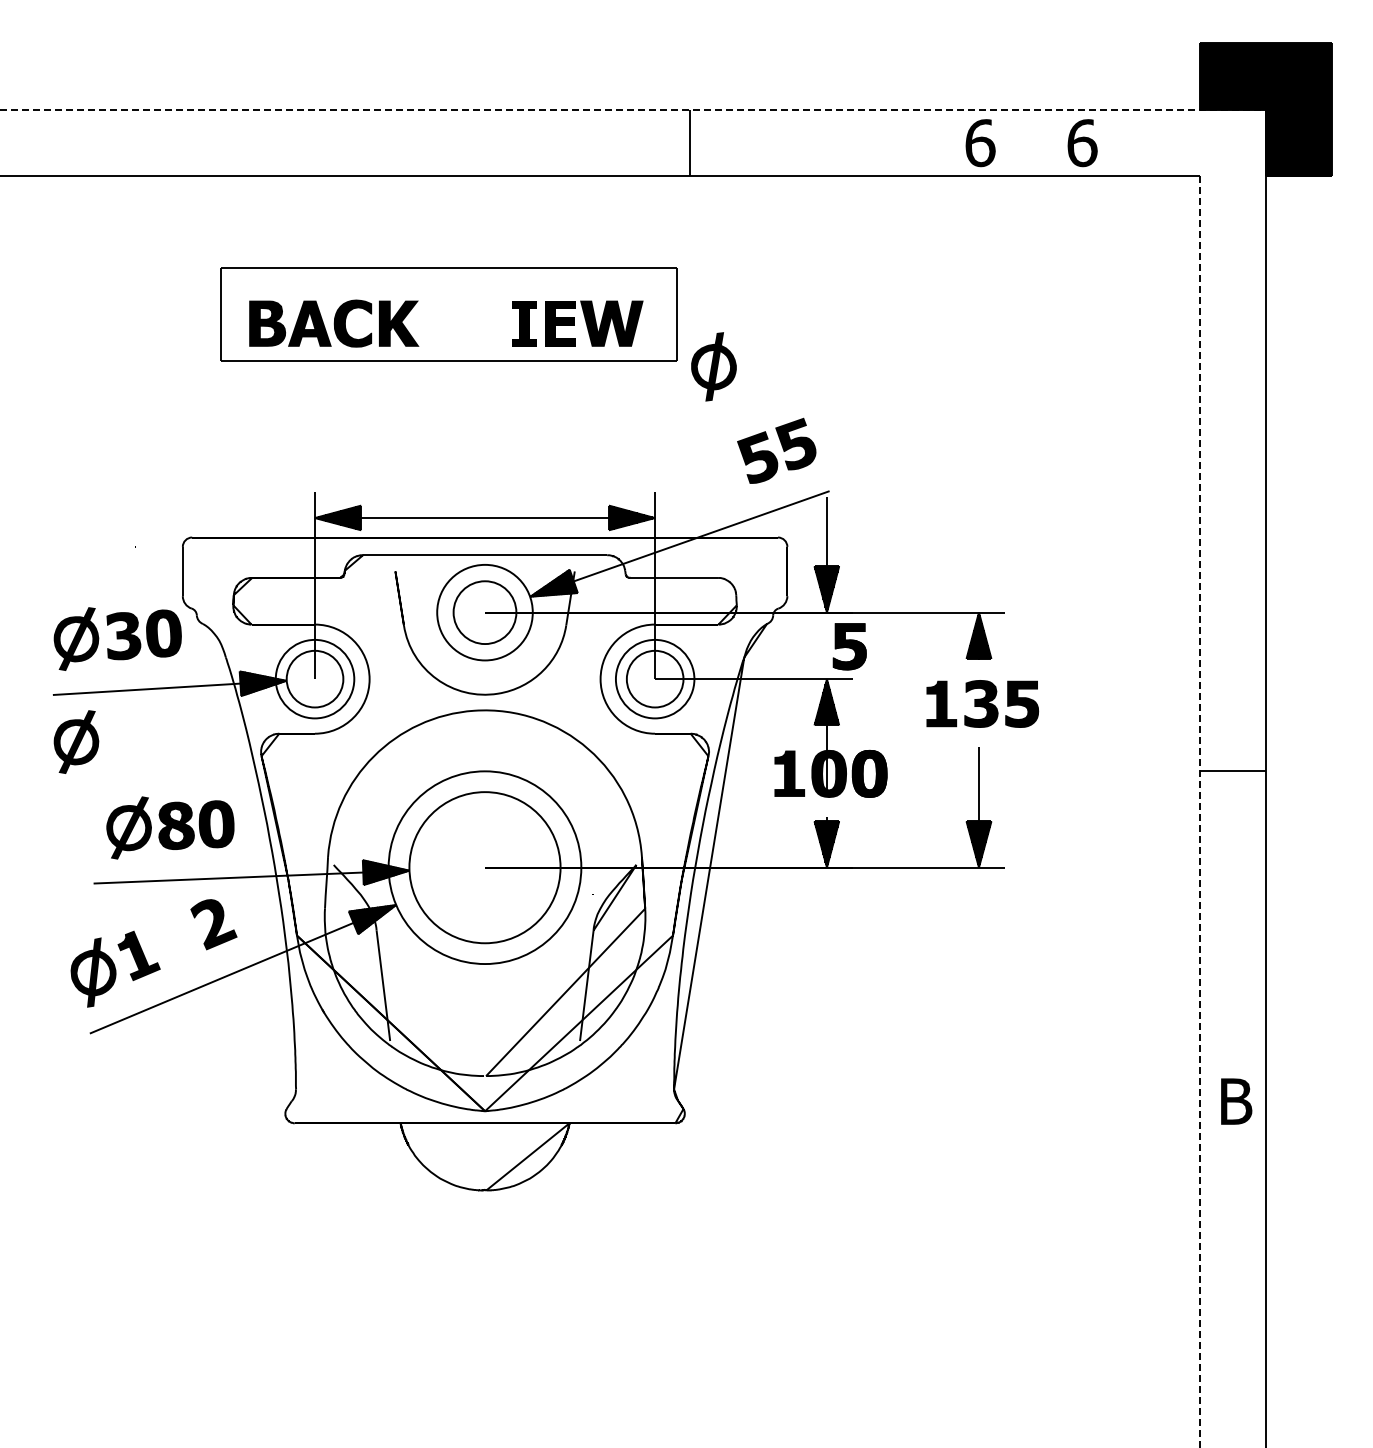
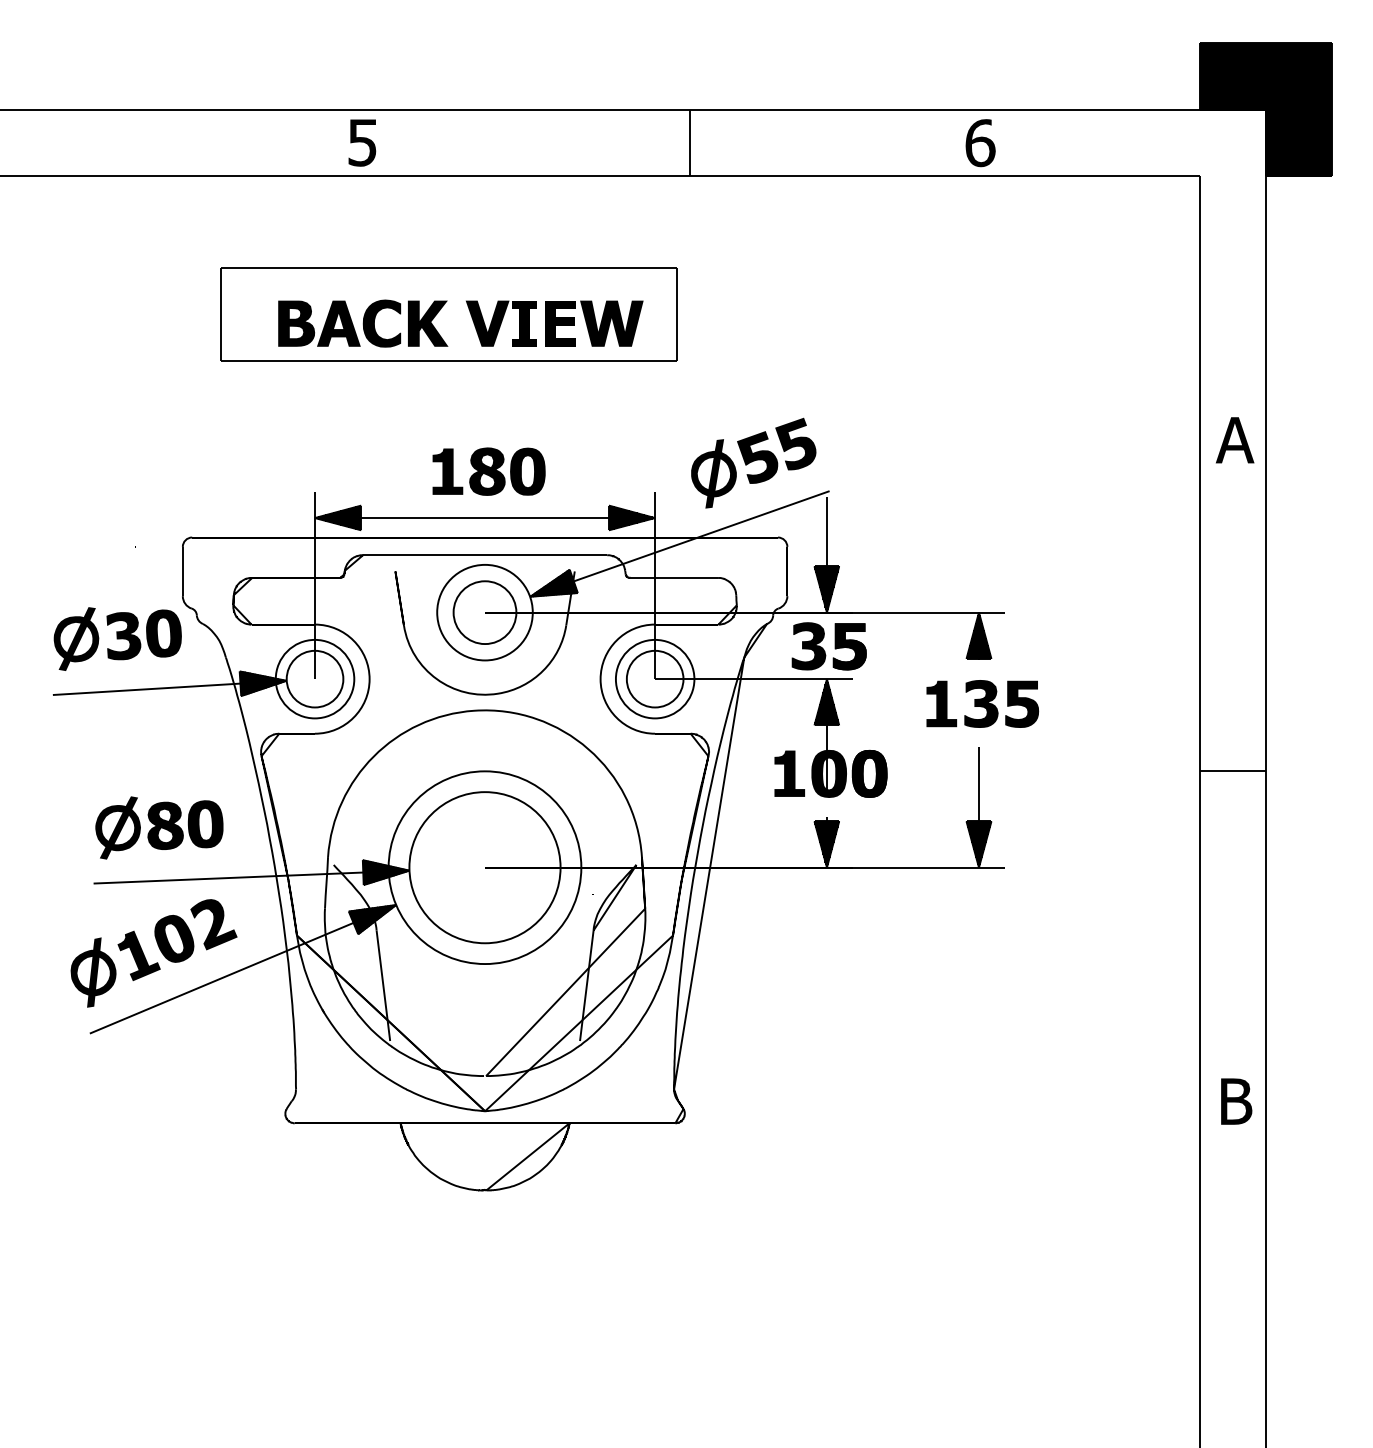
line: dashed -> solid (633, 109)
fill: none -> present (362, 142)
part: present -> none (1082, 143)
part position: (334, 323) -> (363, 323) (363, 323)
fill: none -> present (487, 323)
part position: (713, 366) -> (713, 473) (713, 473)
part: none -> present (1235, 440)
part: none -> present (488, 471)
fill: none -> present (808, 646)
part: present -> none (76, 741)
line: dashed -> solid (1199, 811)
part position: (170, 827) -> (159, 827) (159, 827)
part: none -> present (174, 938)
